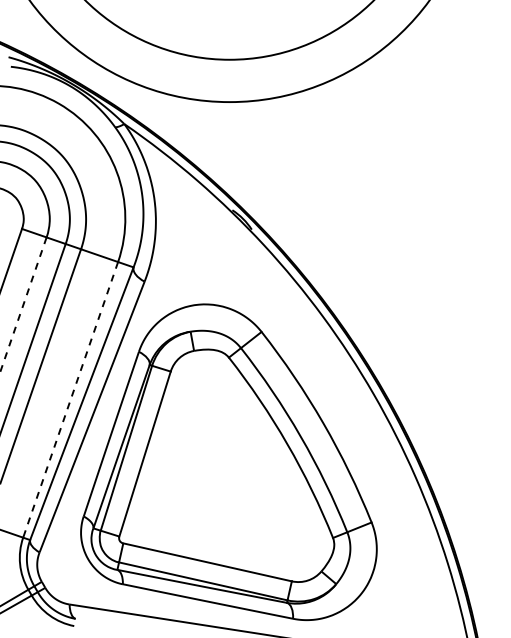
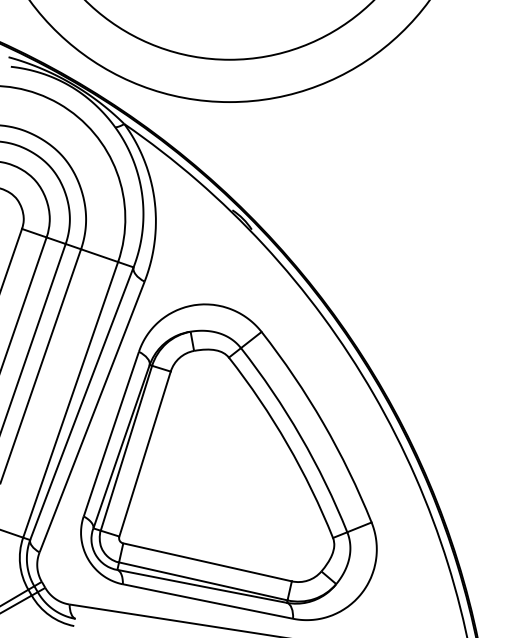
line: dashed -> solid (23, 305)
line: dashed -> solid (70, 399)
